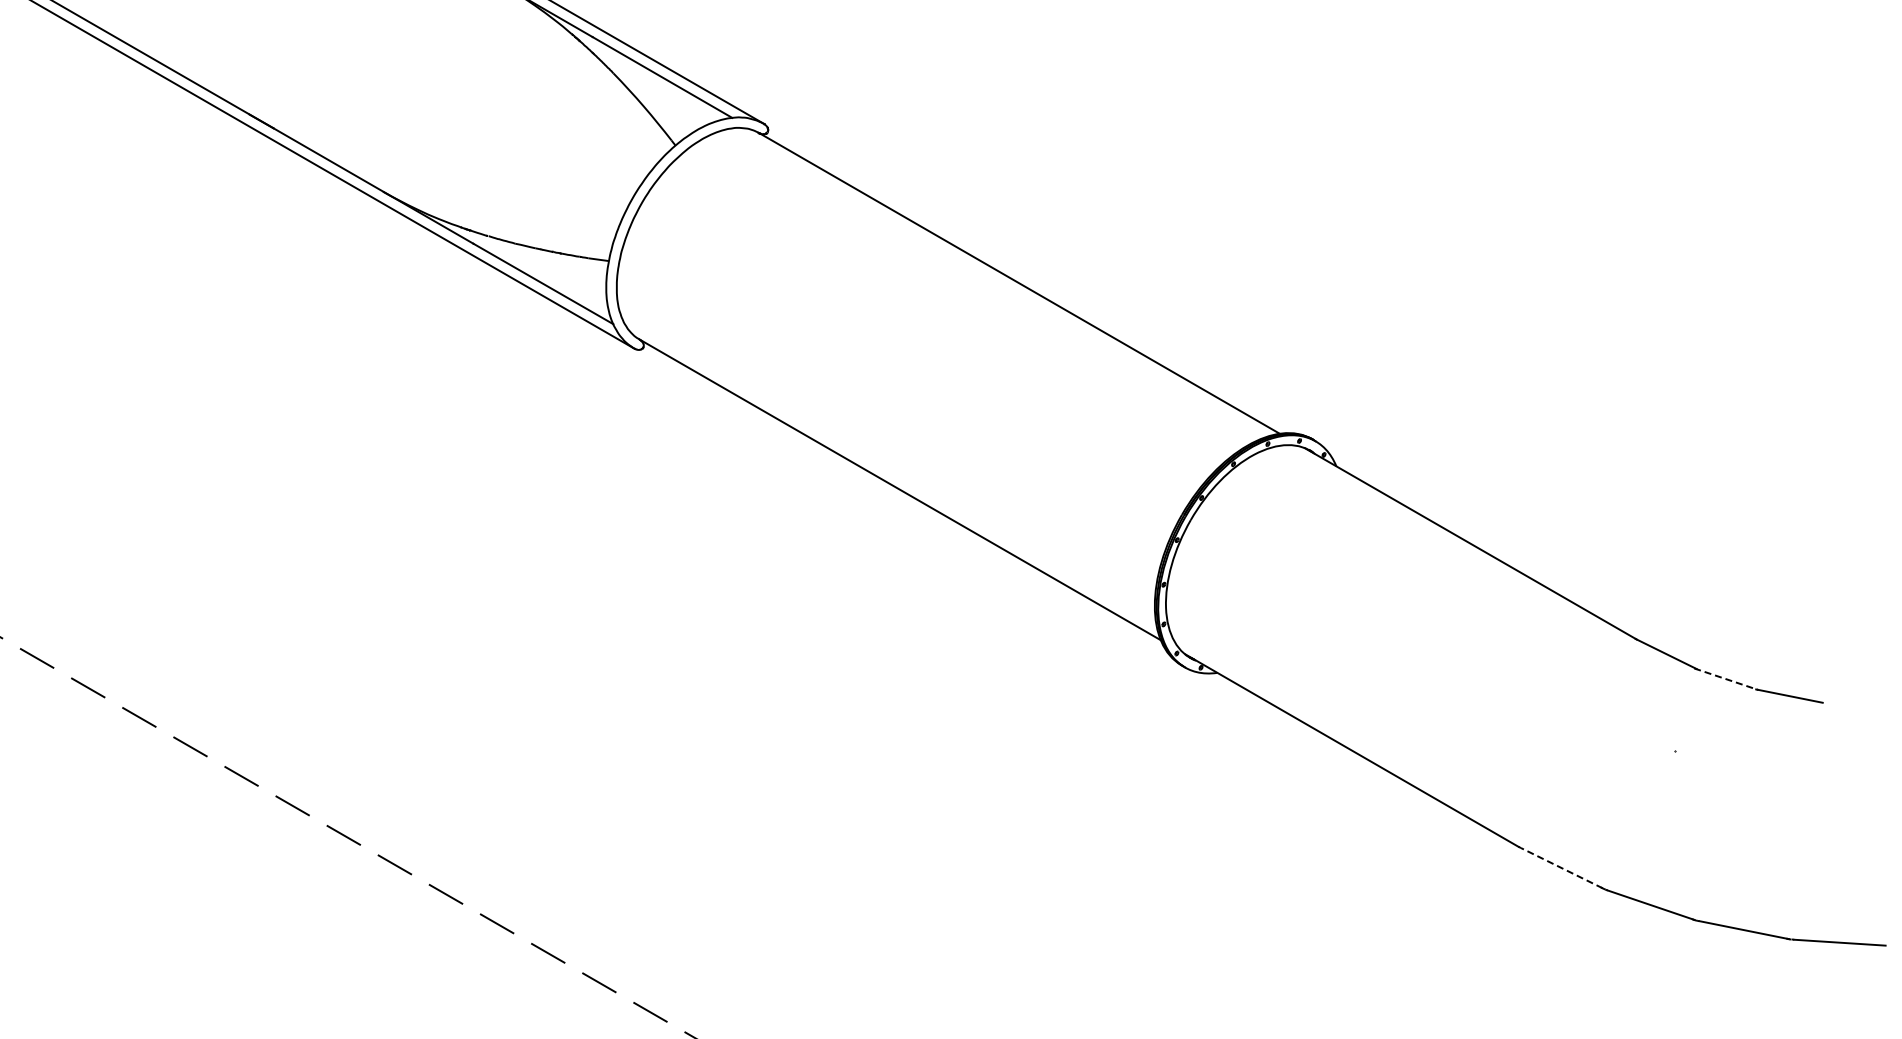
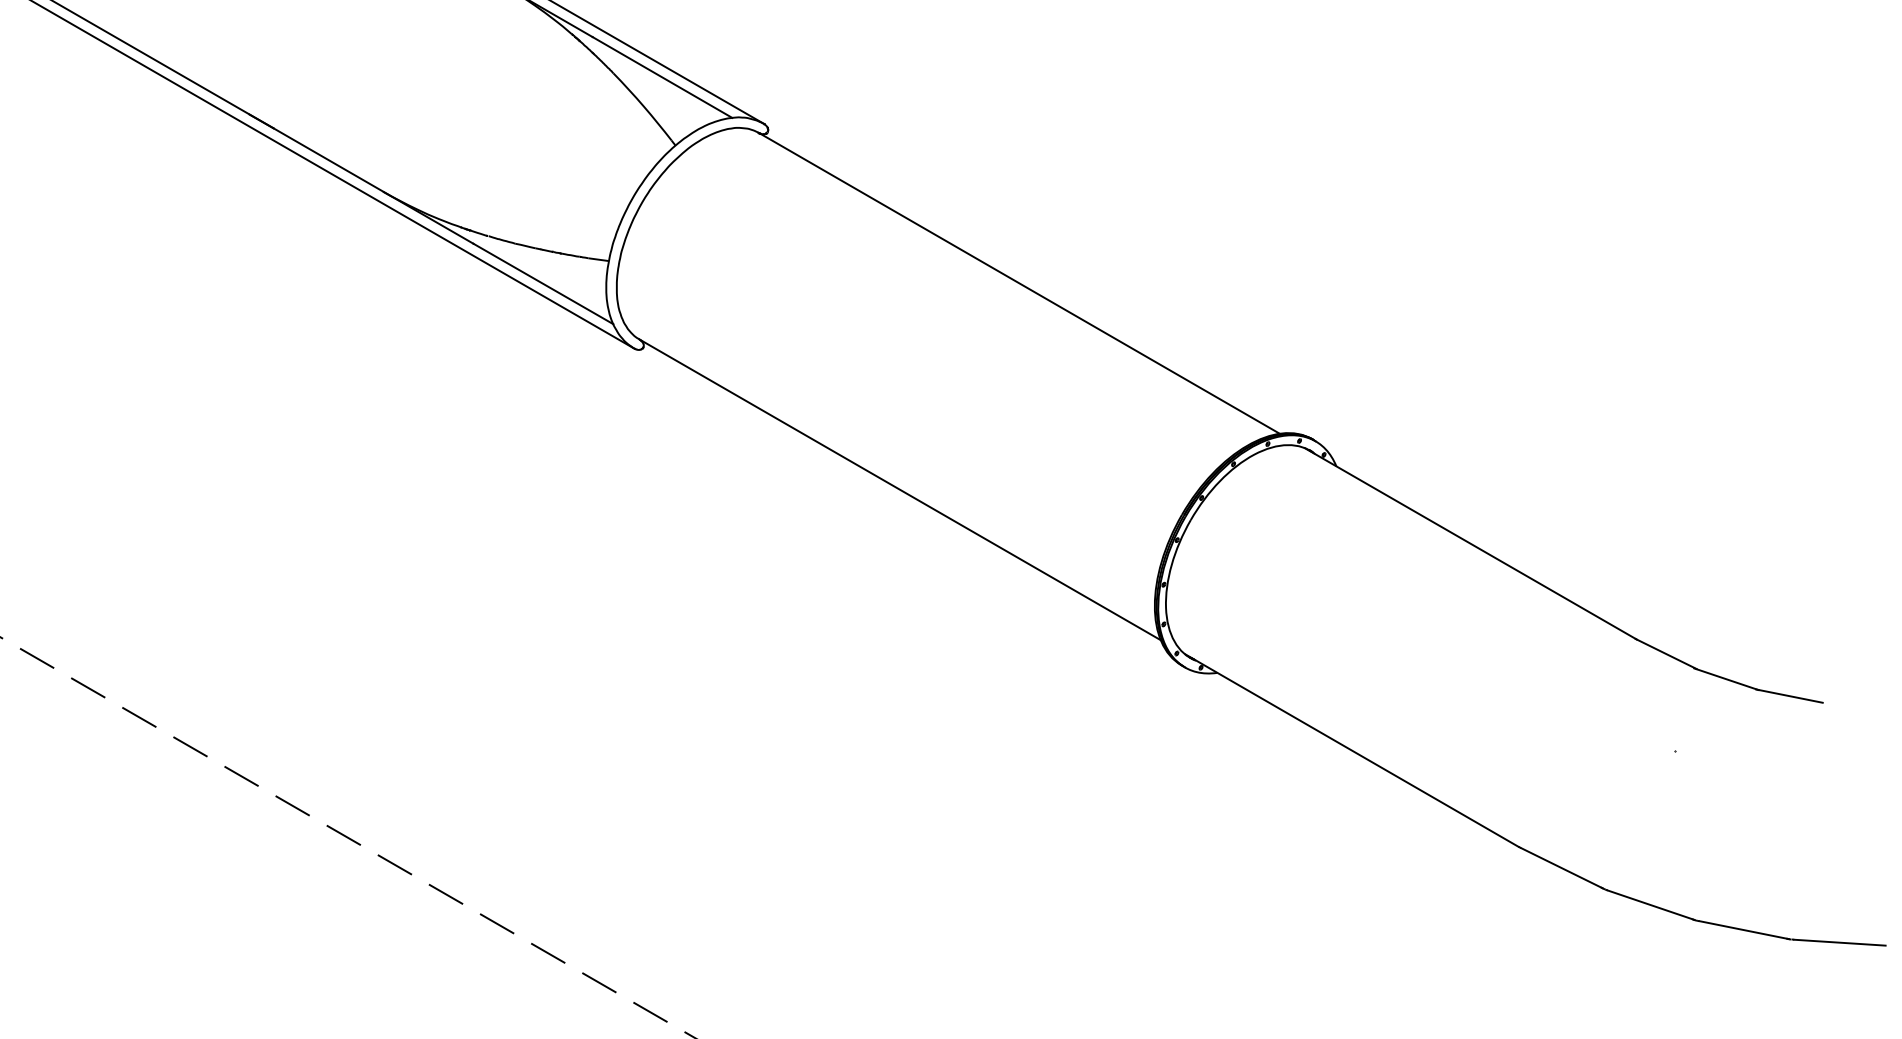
line: dashed -> solid (1726, 679)
line: dashed -> solid (1561, 868)
